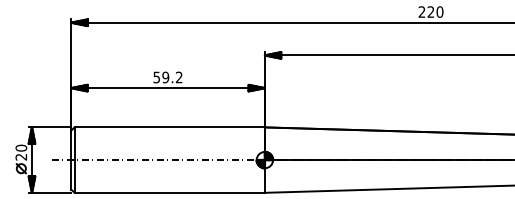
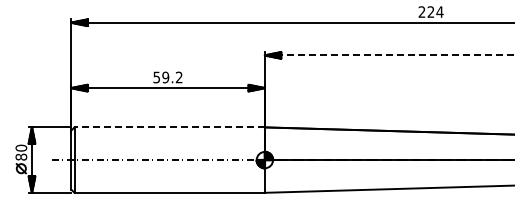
text: 220 -> 224 (439, 11)
line: solid -> dashed (389, 55)
line: solid -> dashed (169, 127)
text: 20 -> 80 (21, 156)
